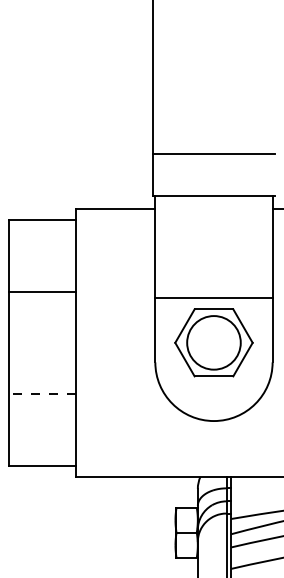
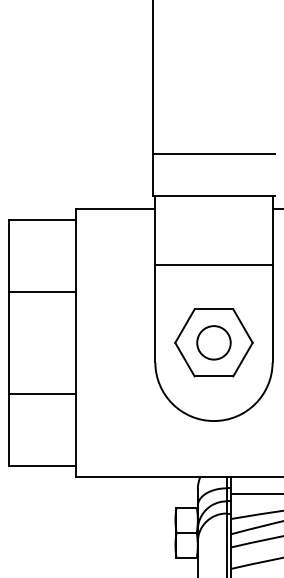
line position: (213, 297) -> (213, 264) (213, 264)
circle diameter: 54 px -> 34 px (213, 342)
line: dashed -> solid (42, 393)
line: none -> present (255, 493)
